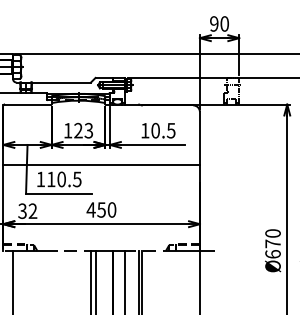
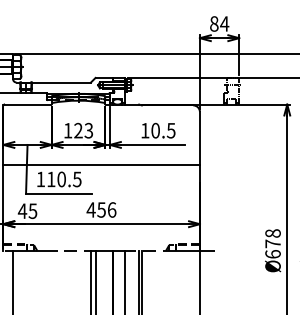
text: 90 -> 84 (219, 23)
text: 450 -> 456 (111, 209)
text: 32 -> 45 (27, 211)
text: Ø670 -> Ø678 (272, 233)
